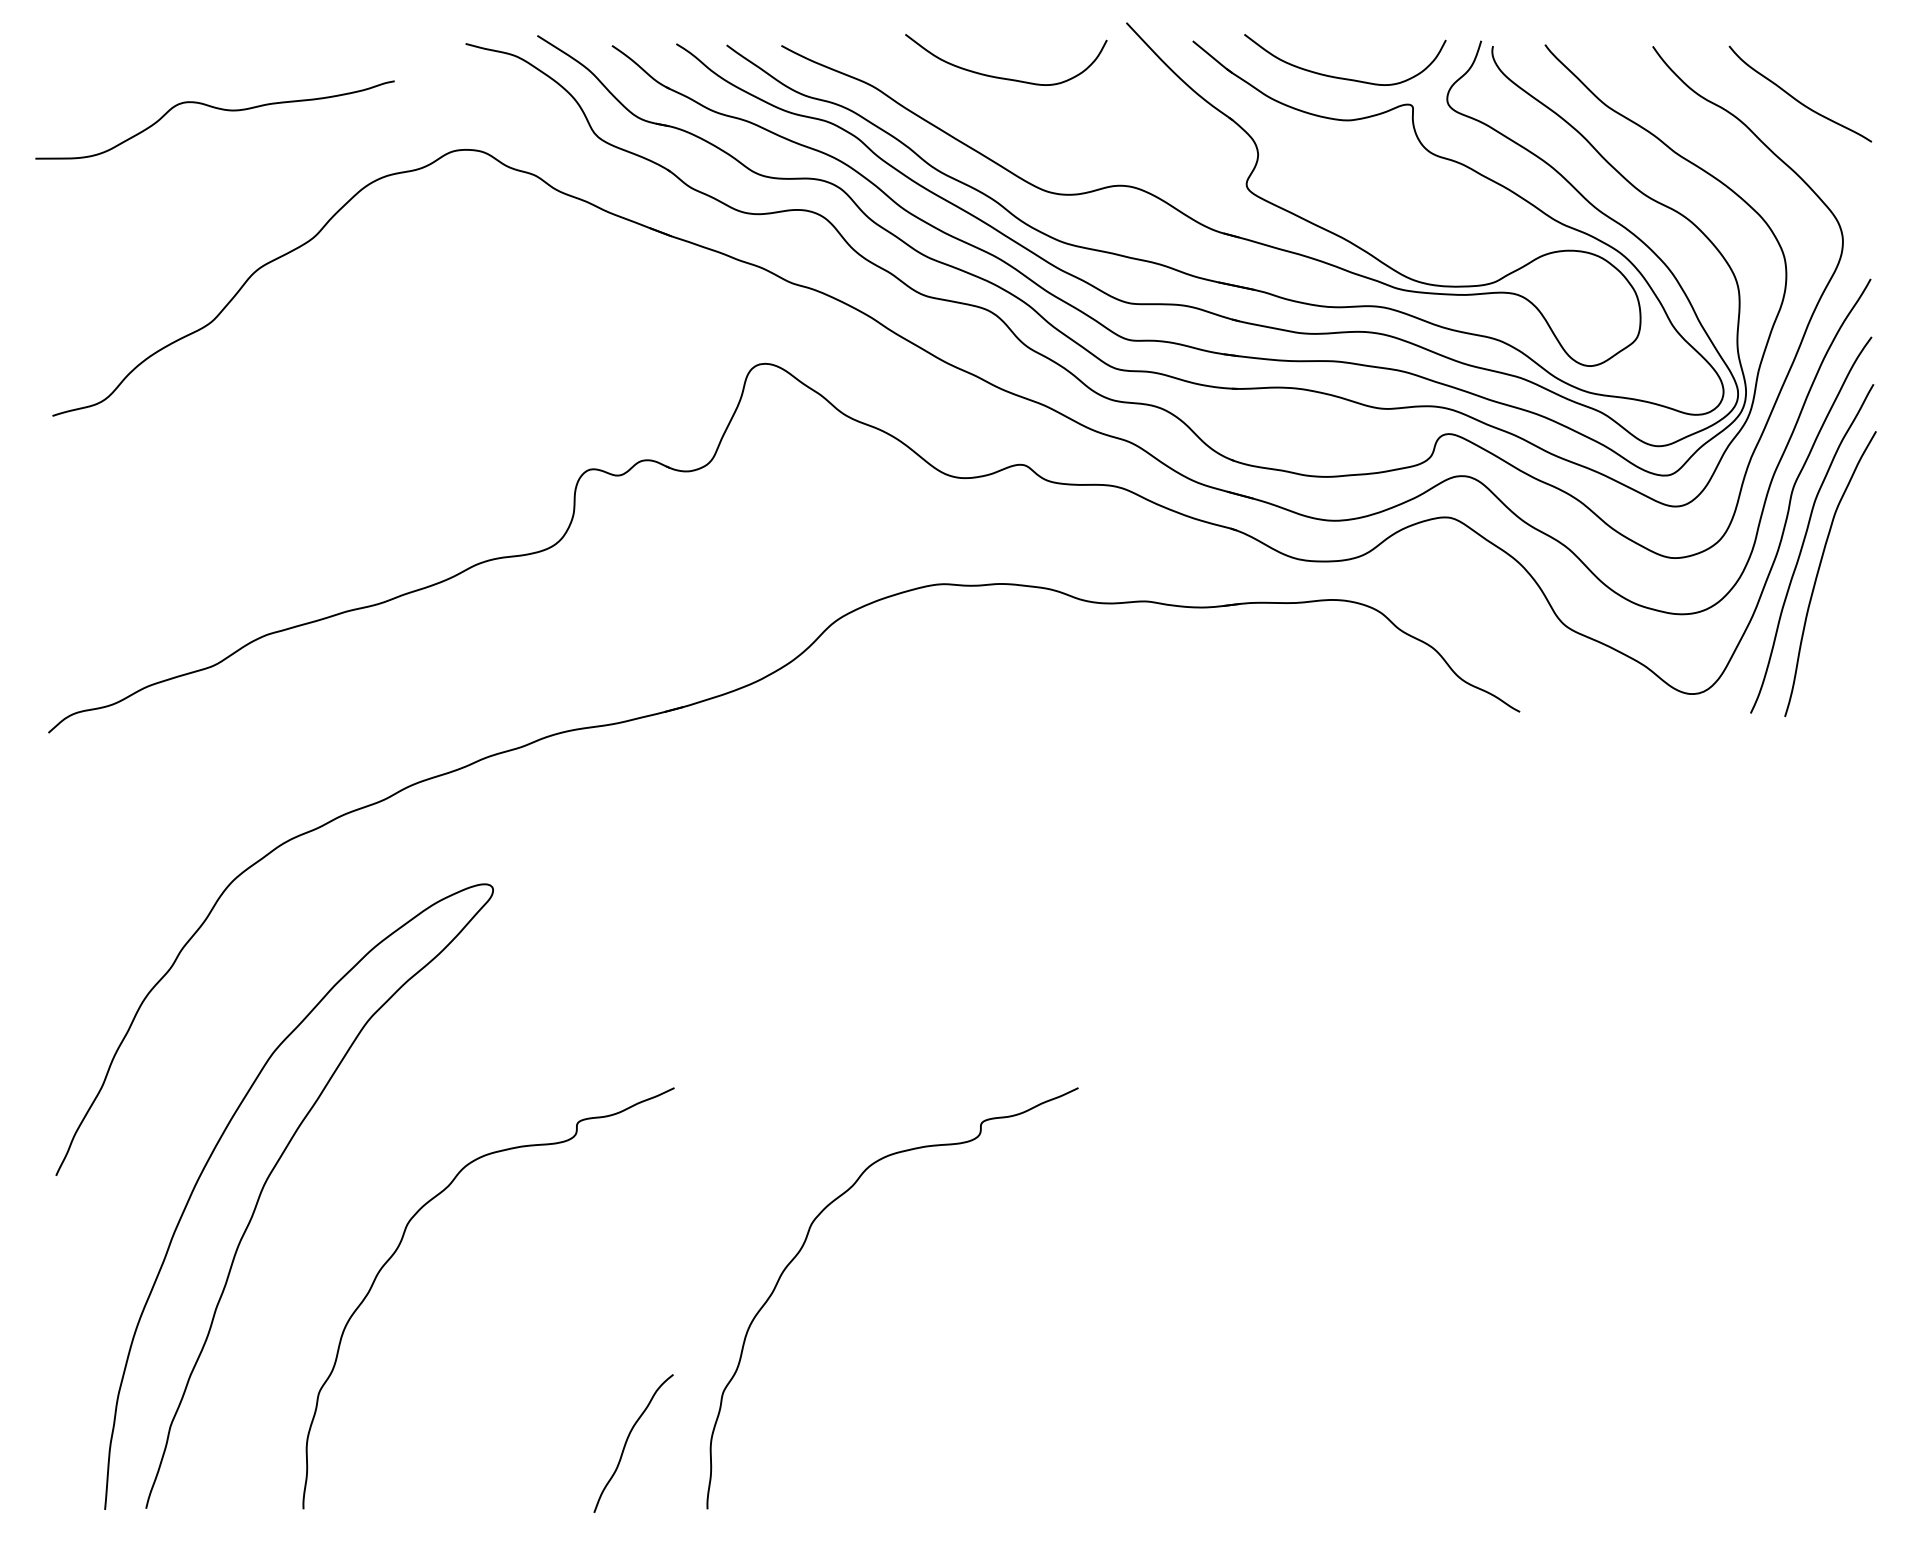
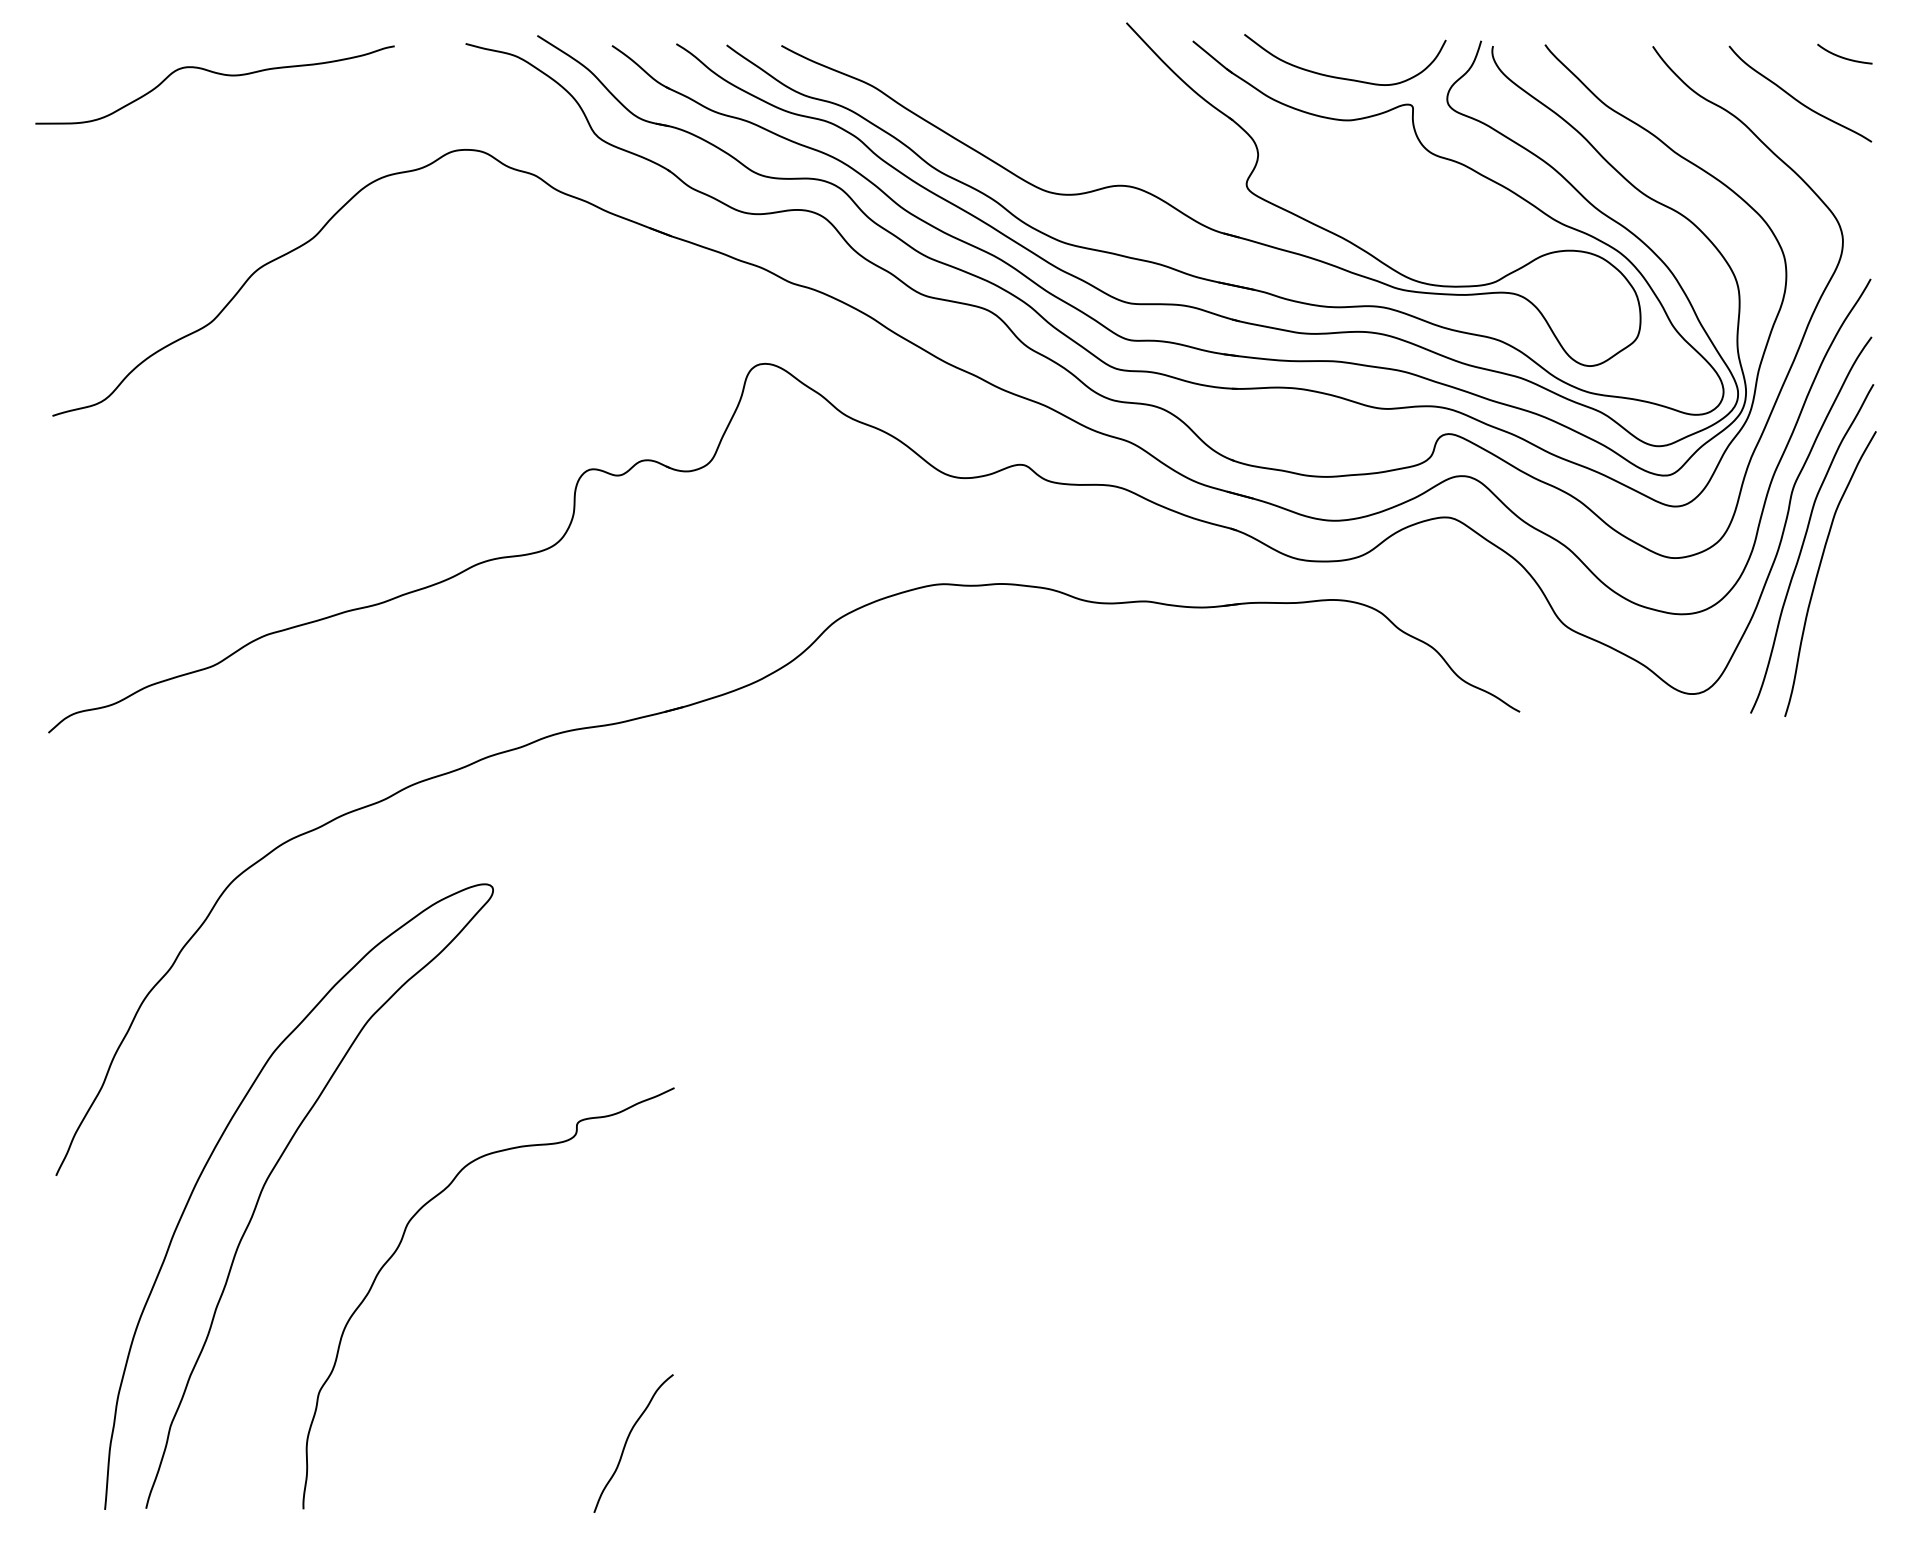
curve: none -> present (1842, 56)
curve: present -> none (1004, 77)
curve position: (217, 109) -> (217, 74) (217, 74)
curve: present -> none (801, 1250)
